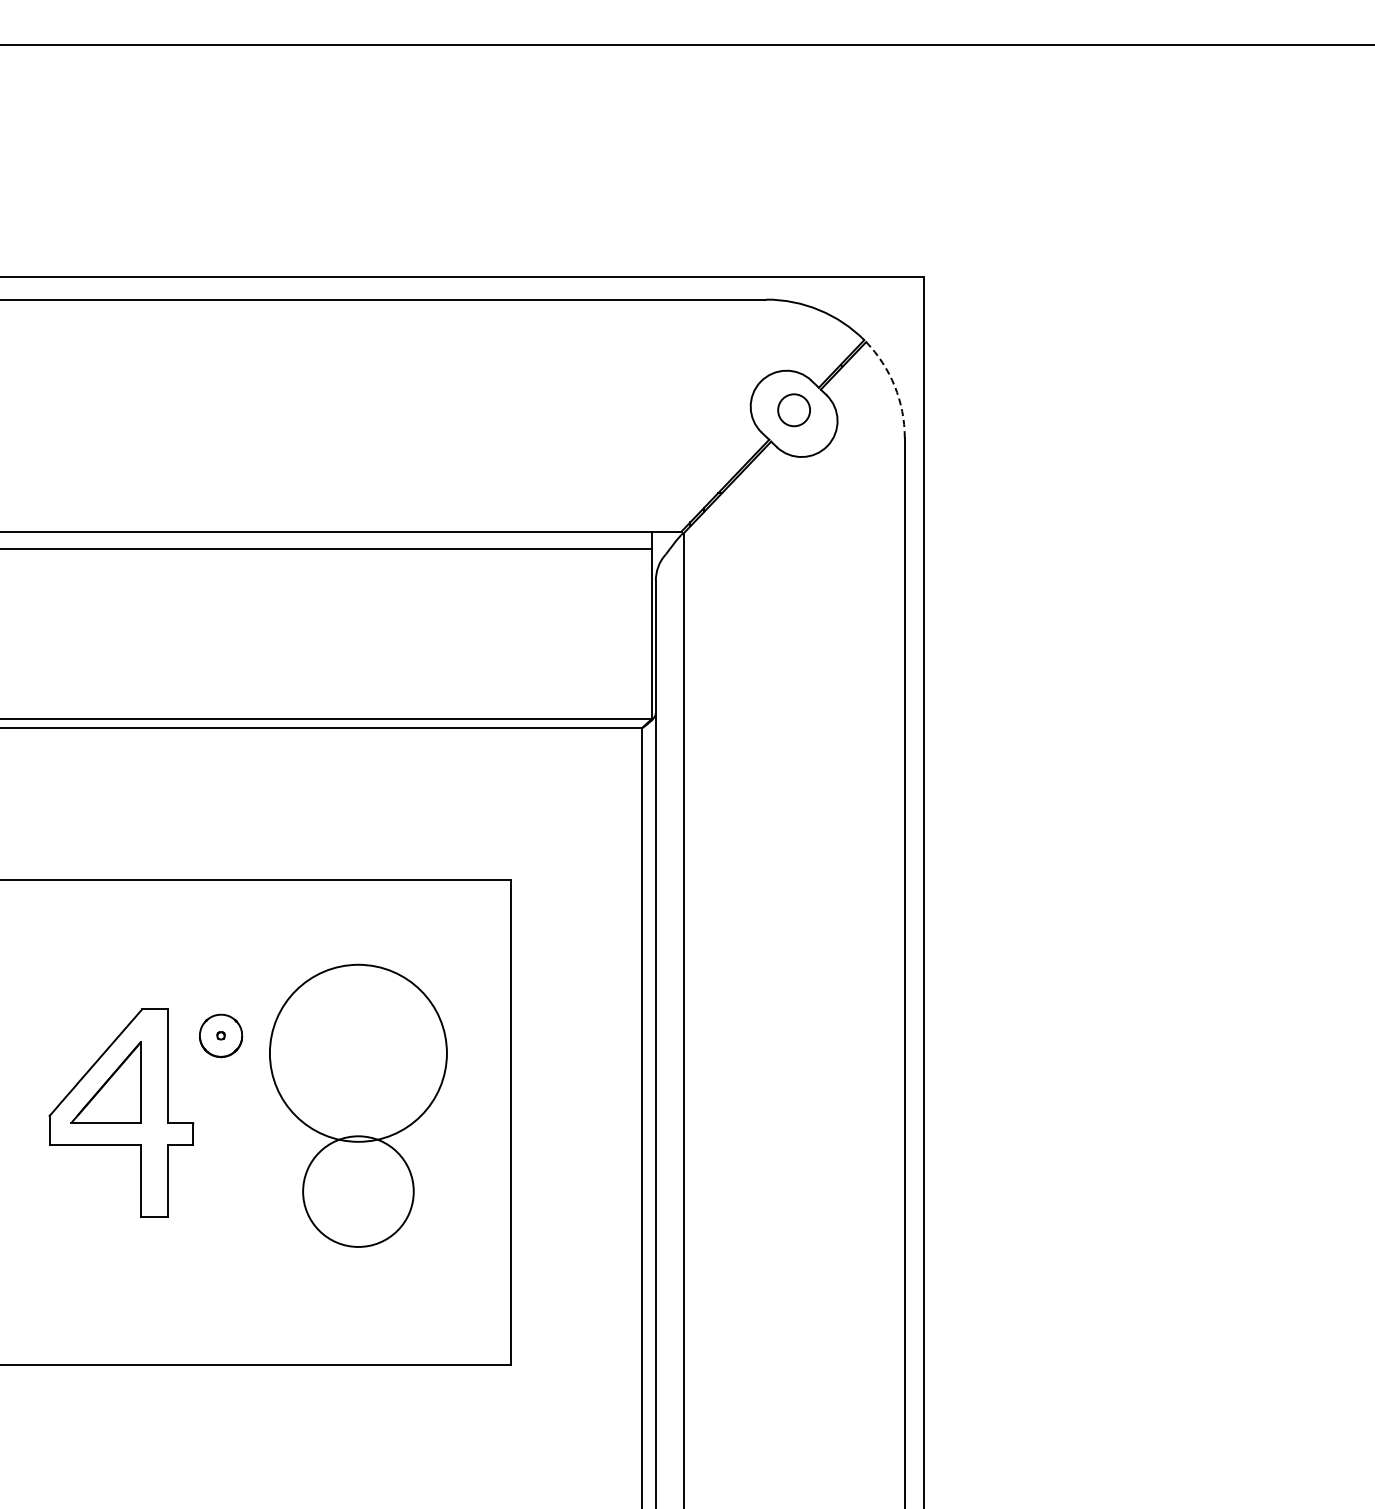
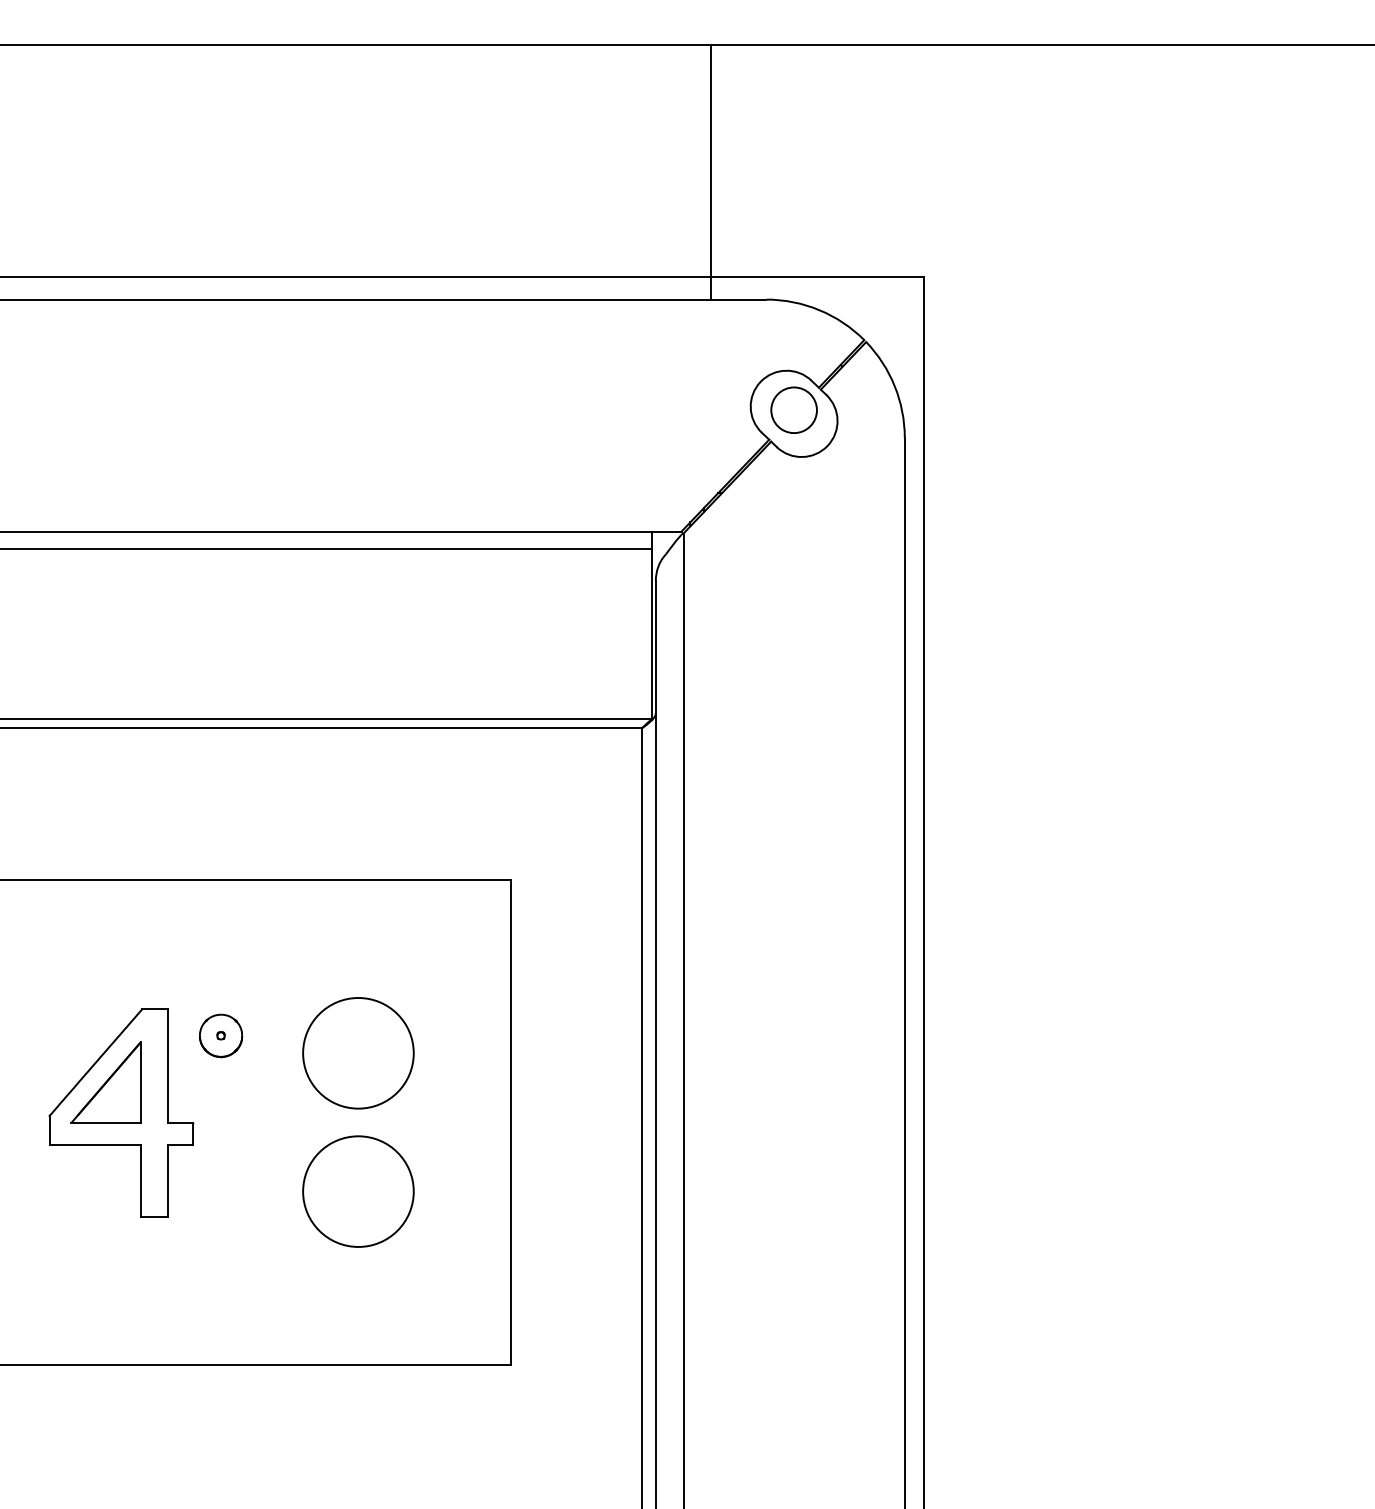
line: none -> present (711, 172)
arc: dashed -> solid (894, 386)
circle diameter: 32 px -> 46 px (793, 410)
circle diameter: 177 px -> 111 px (358, 1053)
